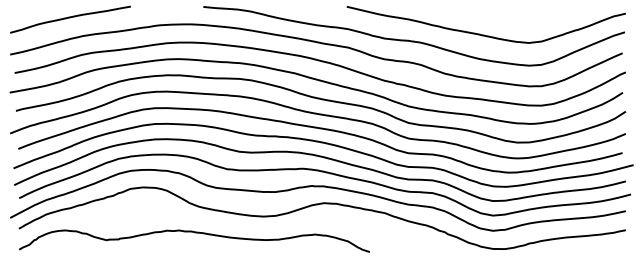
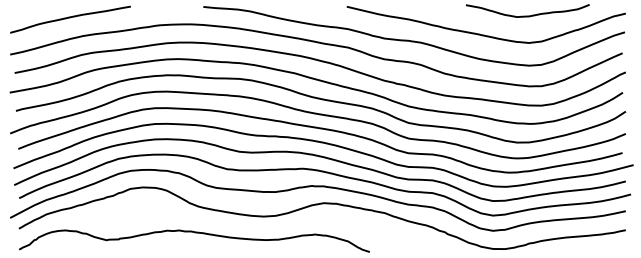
curve: none -> present (527, 15)
